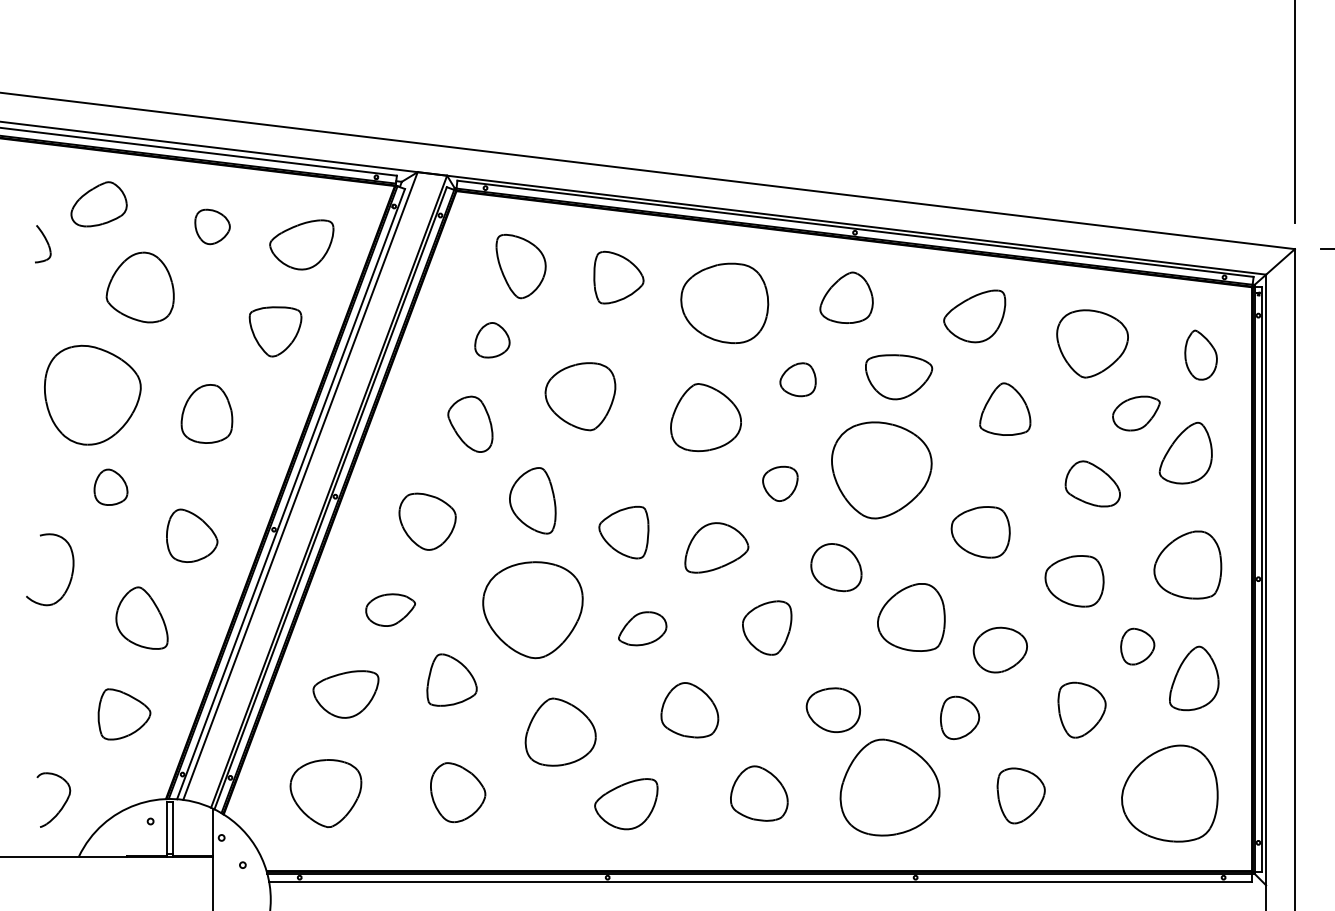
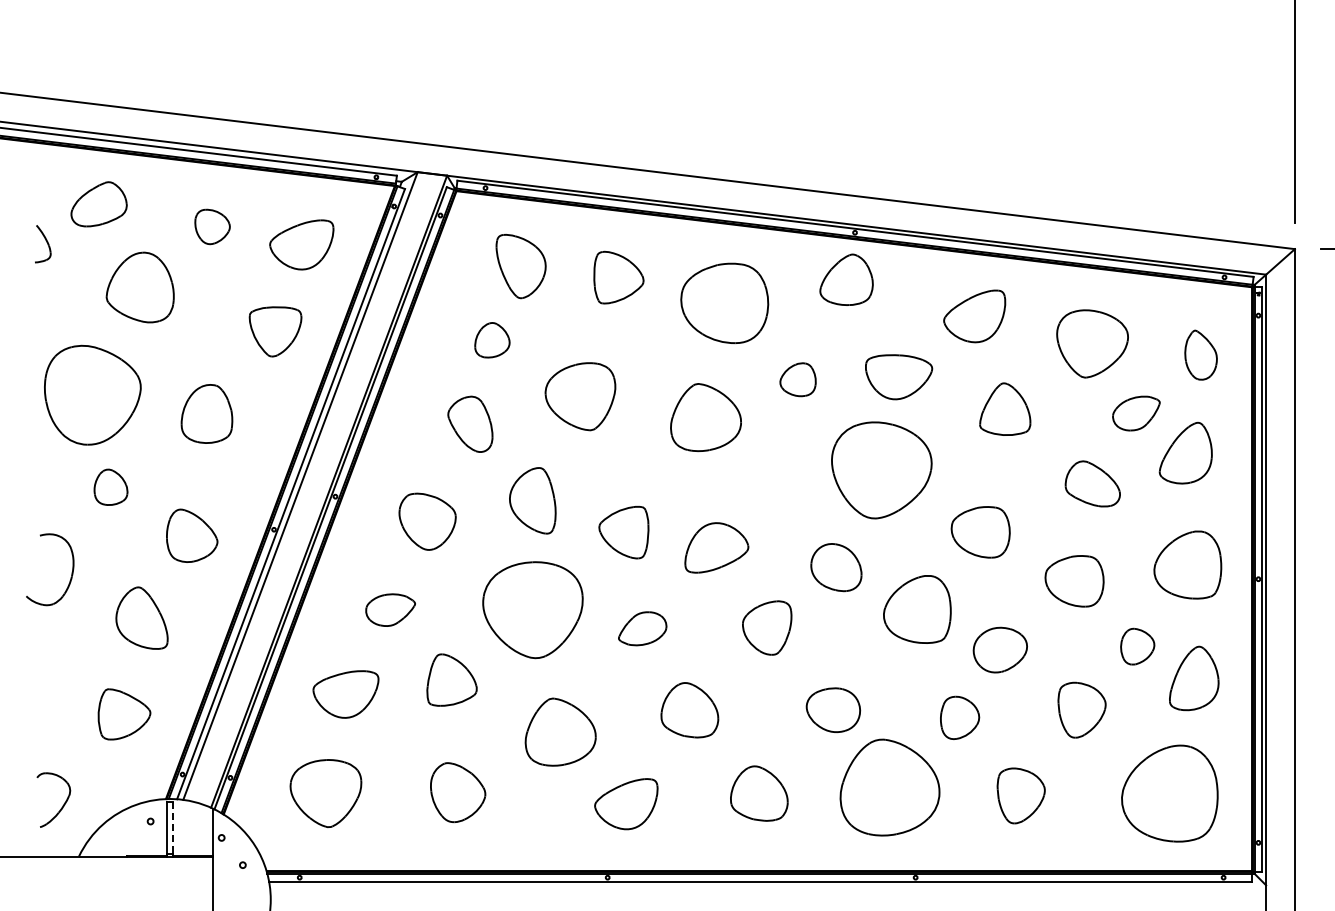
part position: (846, 297) -> (846, 279) (846, 279)
part: present -> none (780, 483)
part position: (911, 617) -> (917, 609) (917, 609)
line: solid -> dashed (172, 827)
